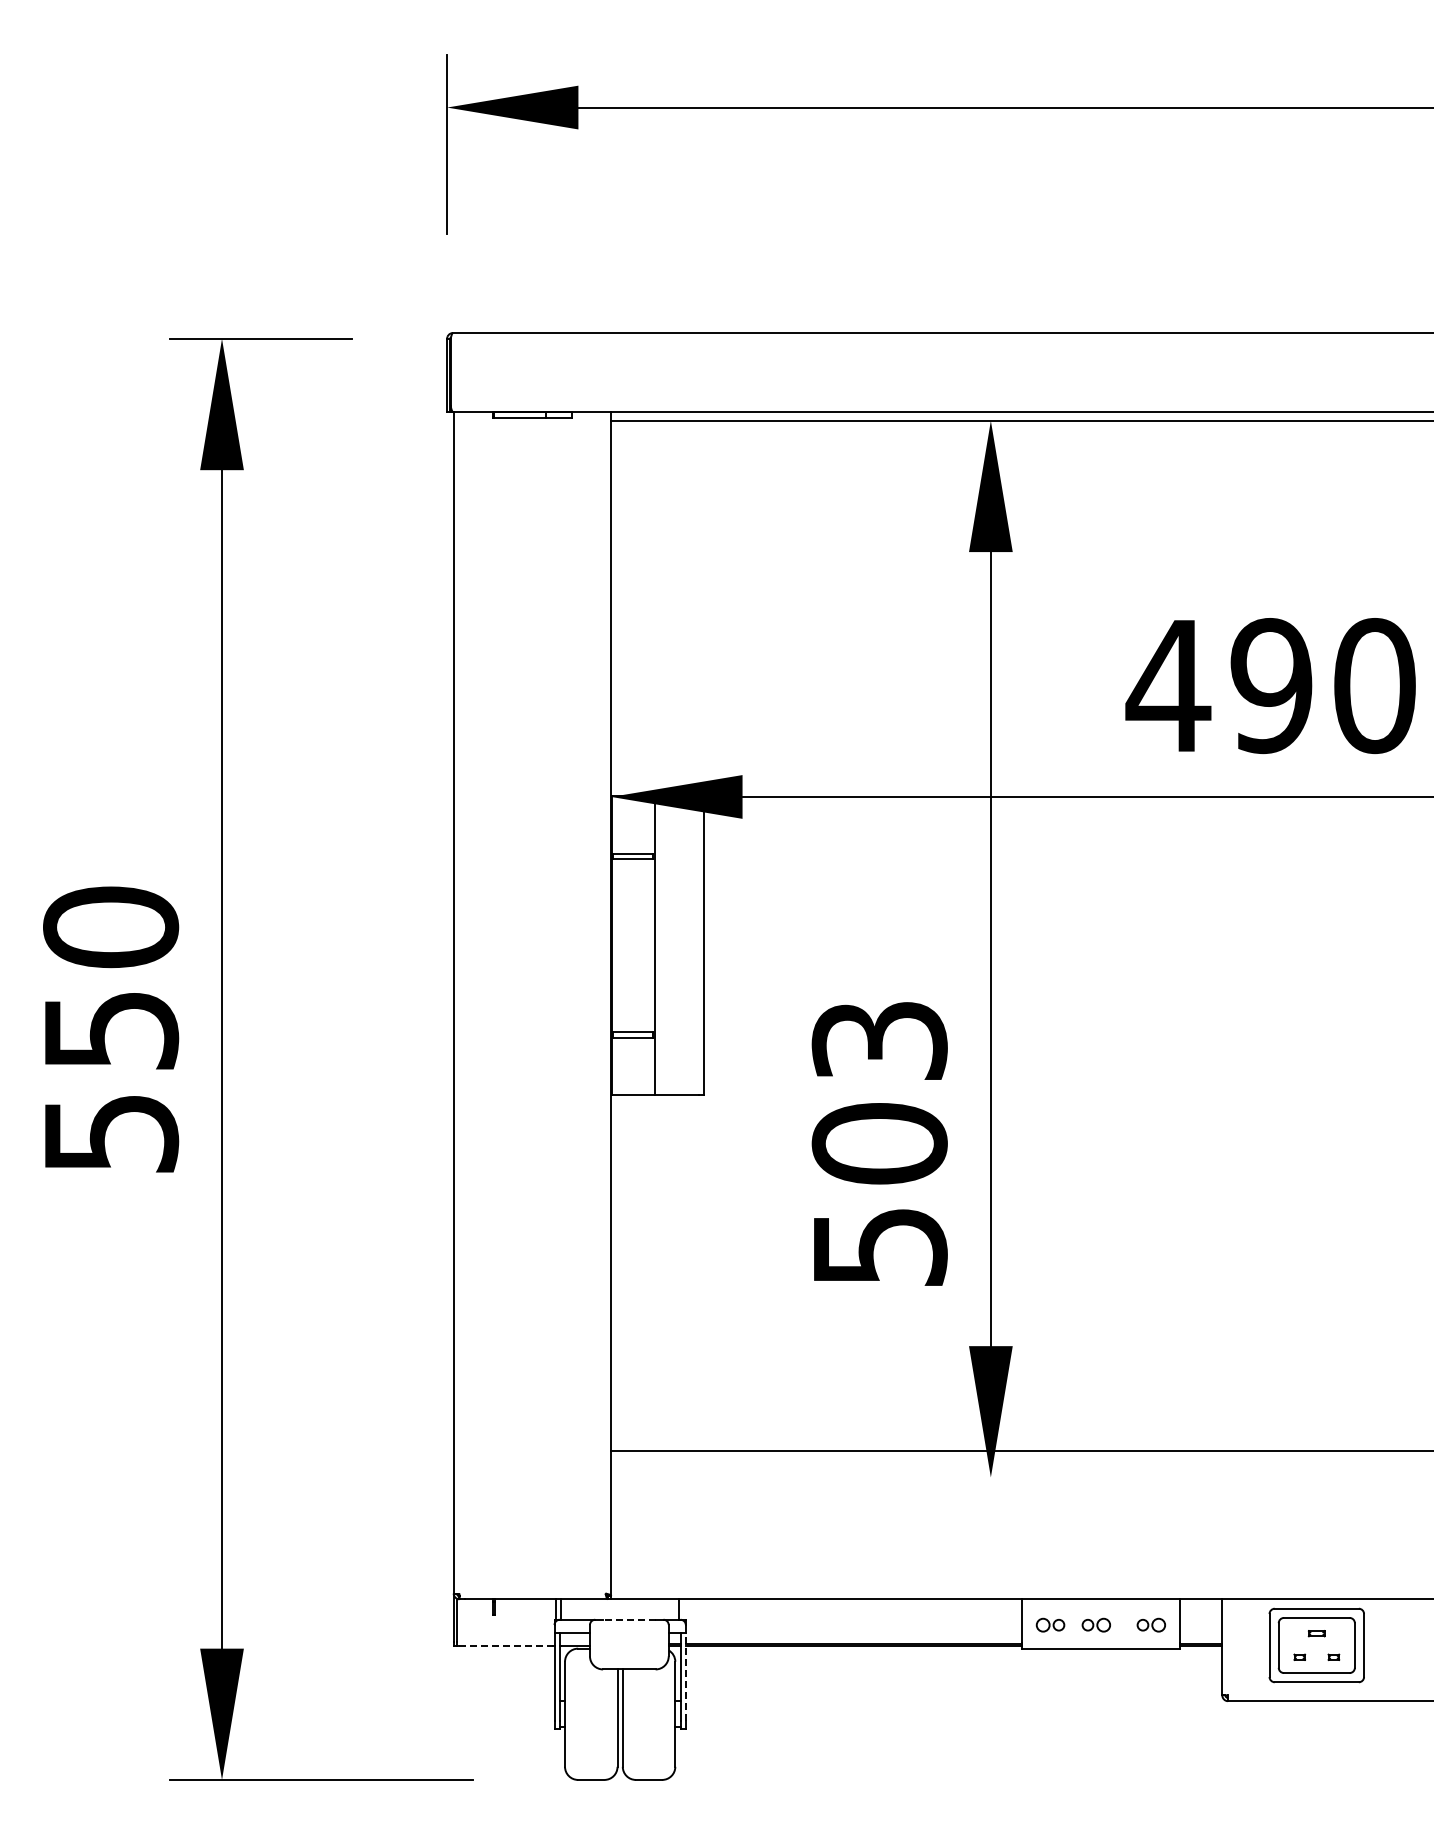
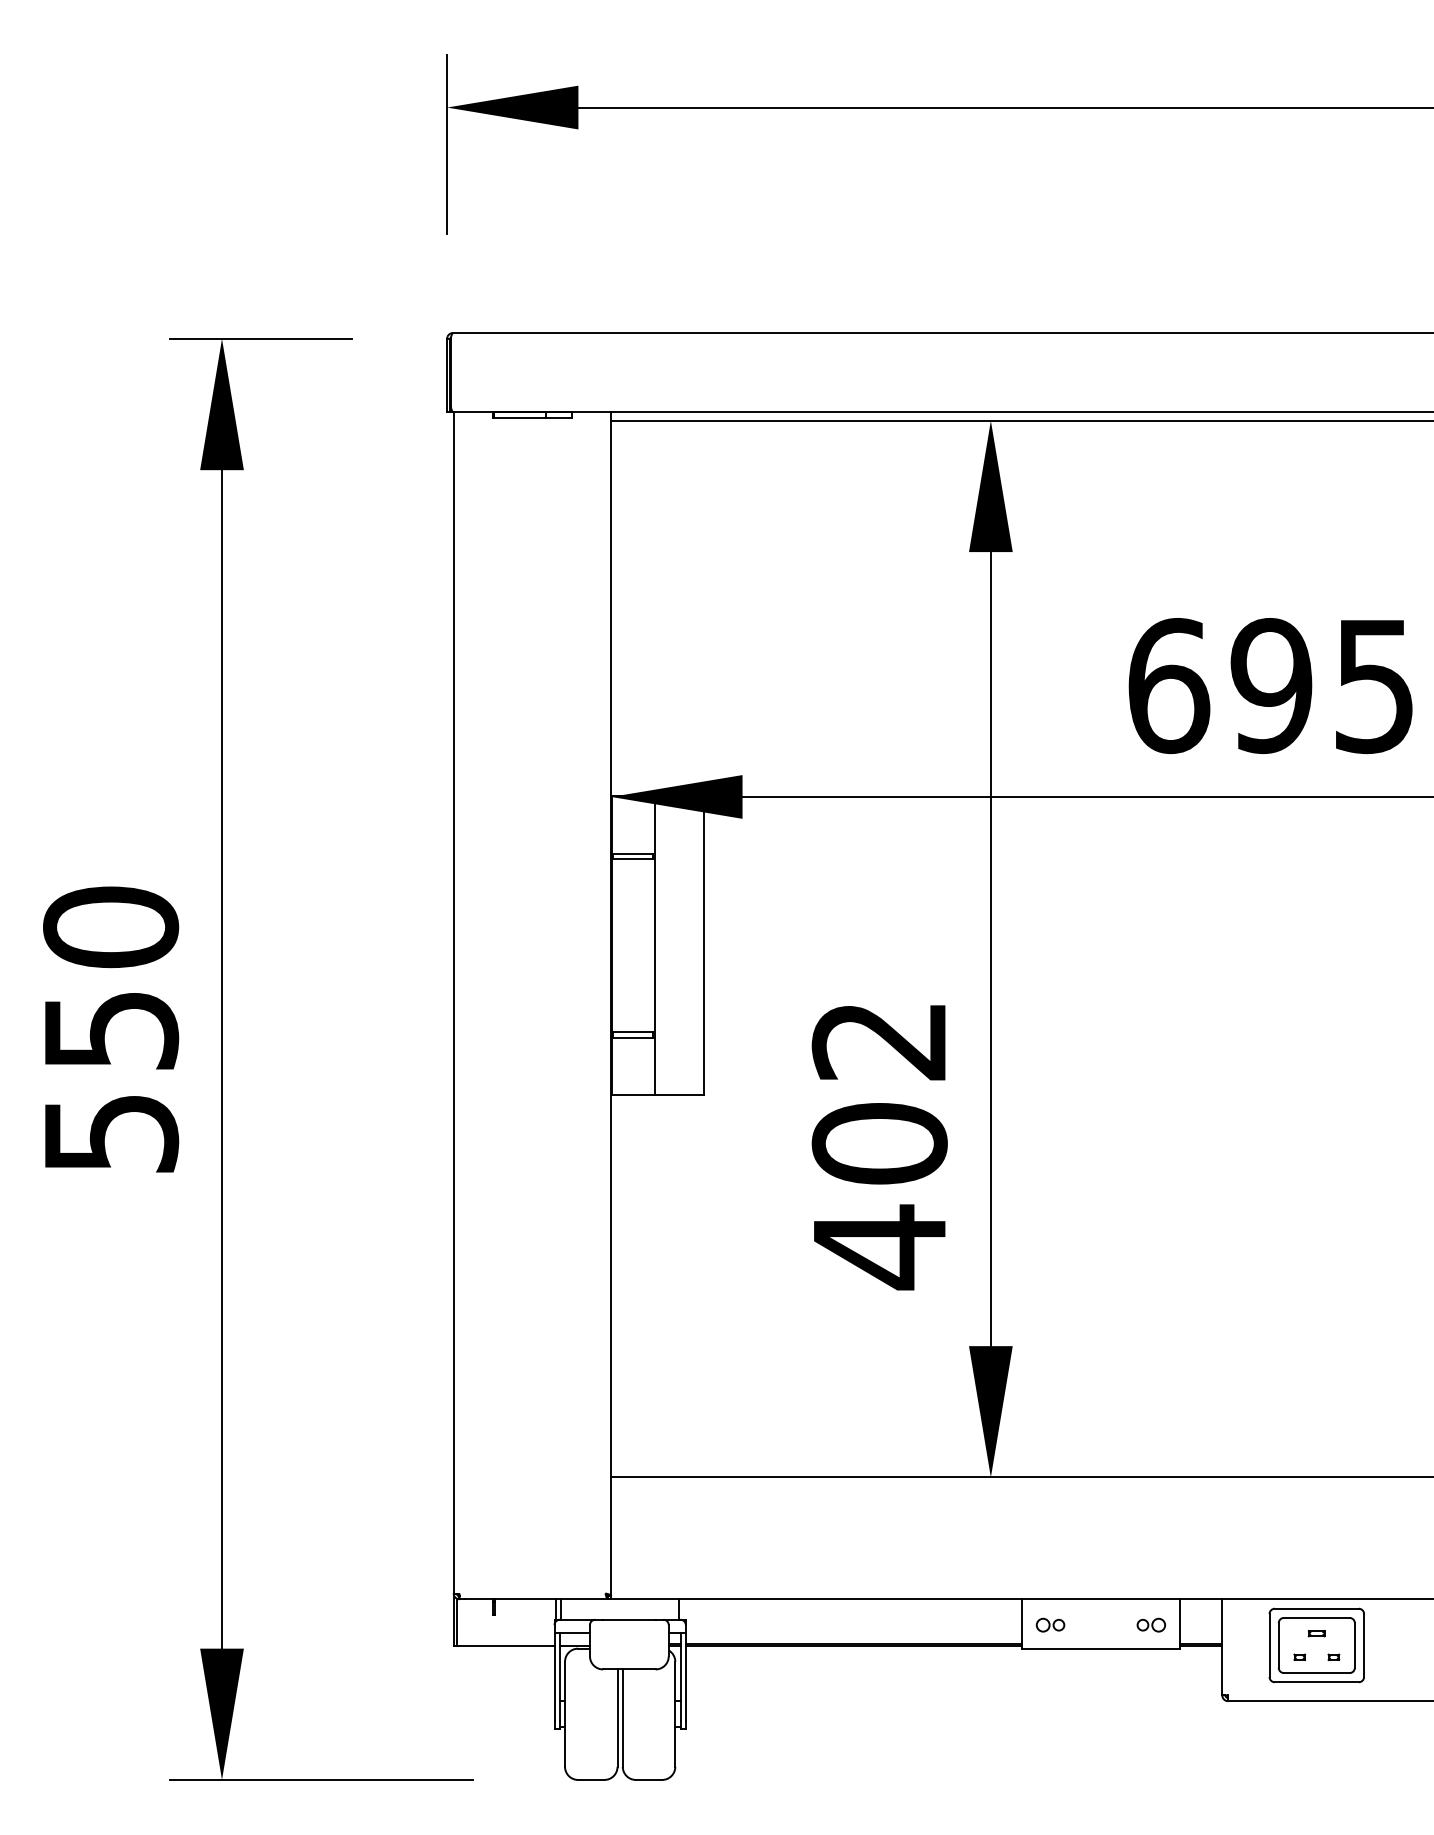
text: 490 -> 695 (1270, 686)
text: 503 -> 402 (879, 1146)
line position: (1020, 1451) -> (1020, 1477) (1020, 1477)
line: dashed -> solid (628, 1619)
part: present -> none (1095, 1624)
line: dashed -> solid (506, 1646)
line: dashed -> solid (685, 1676)
